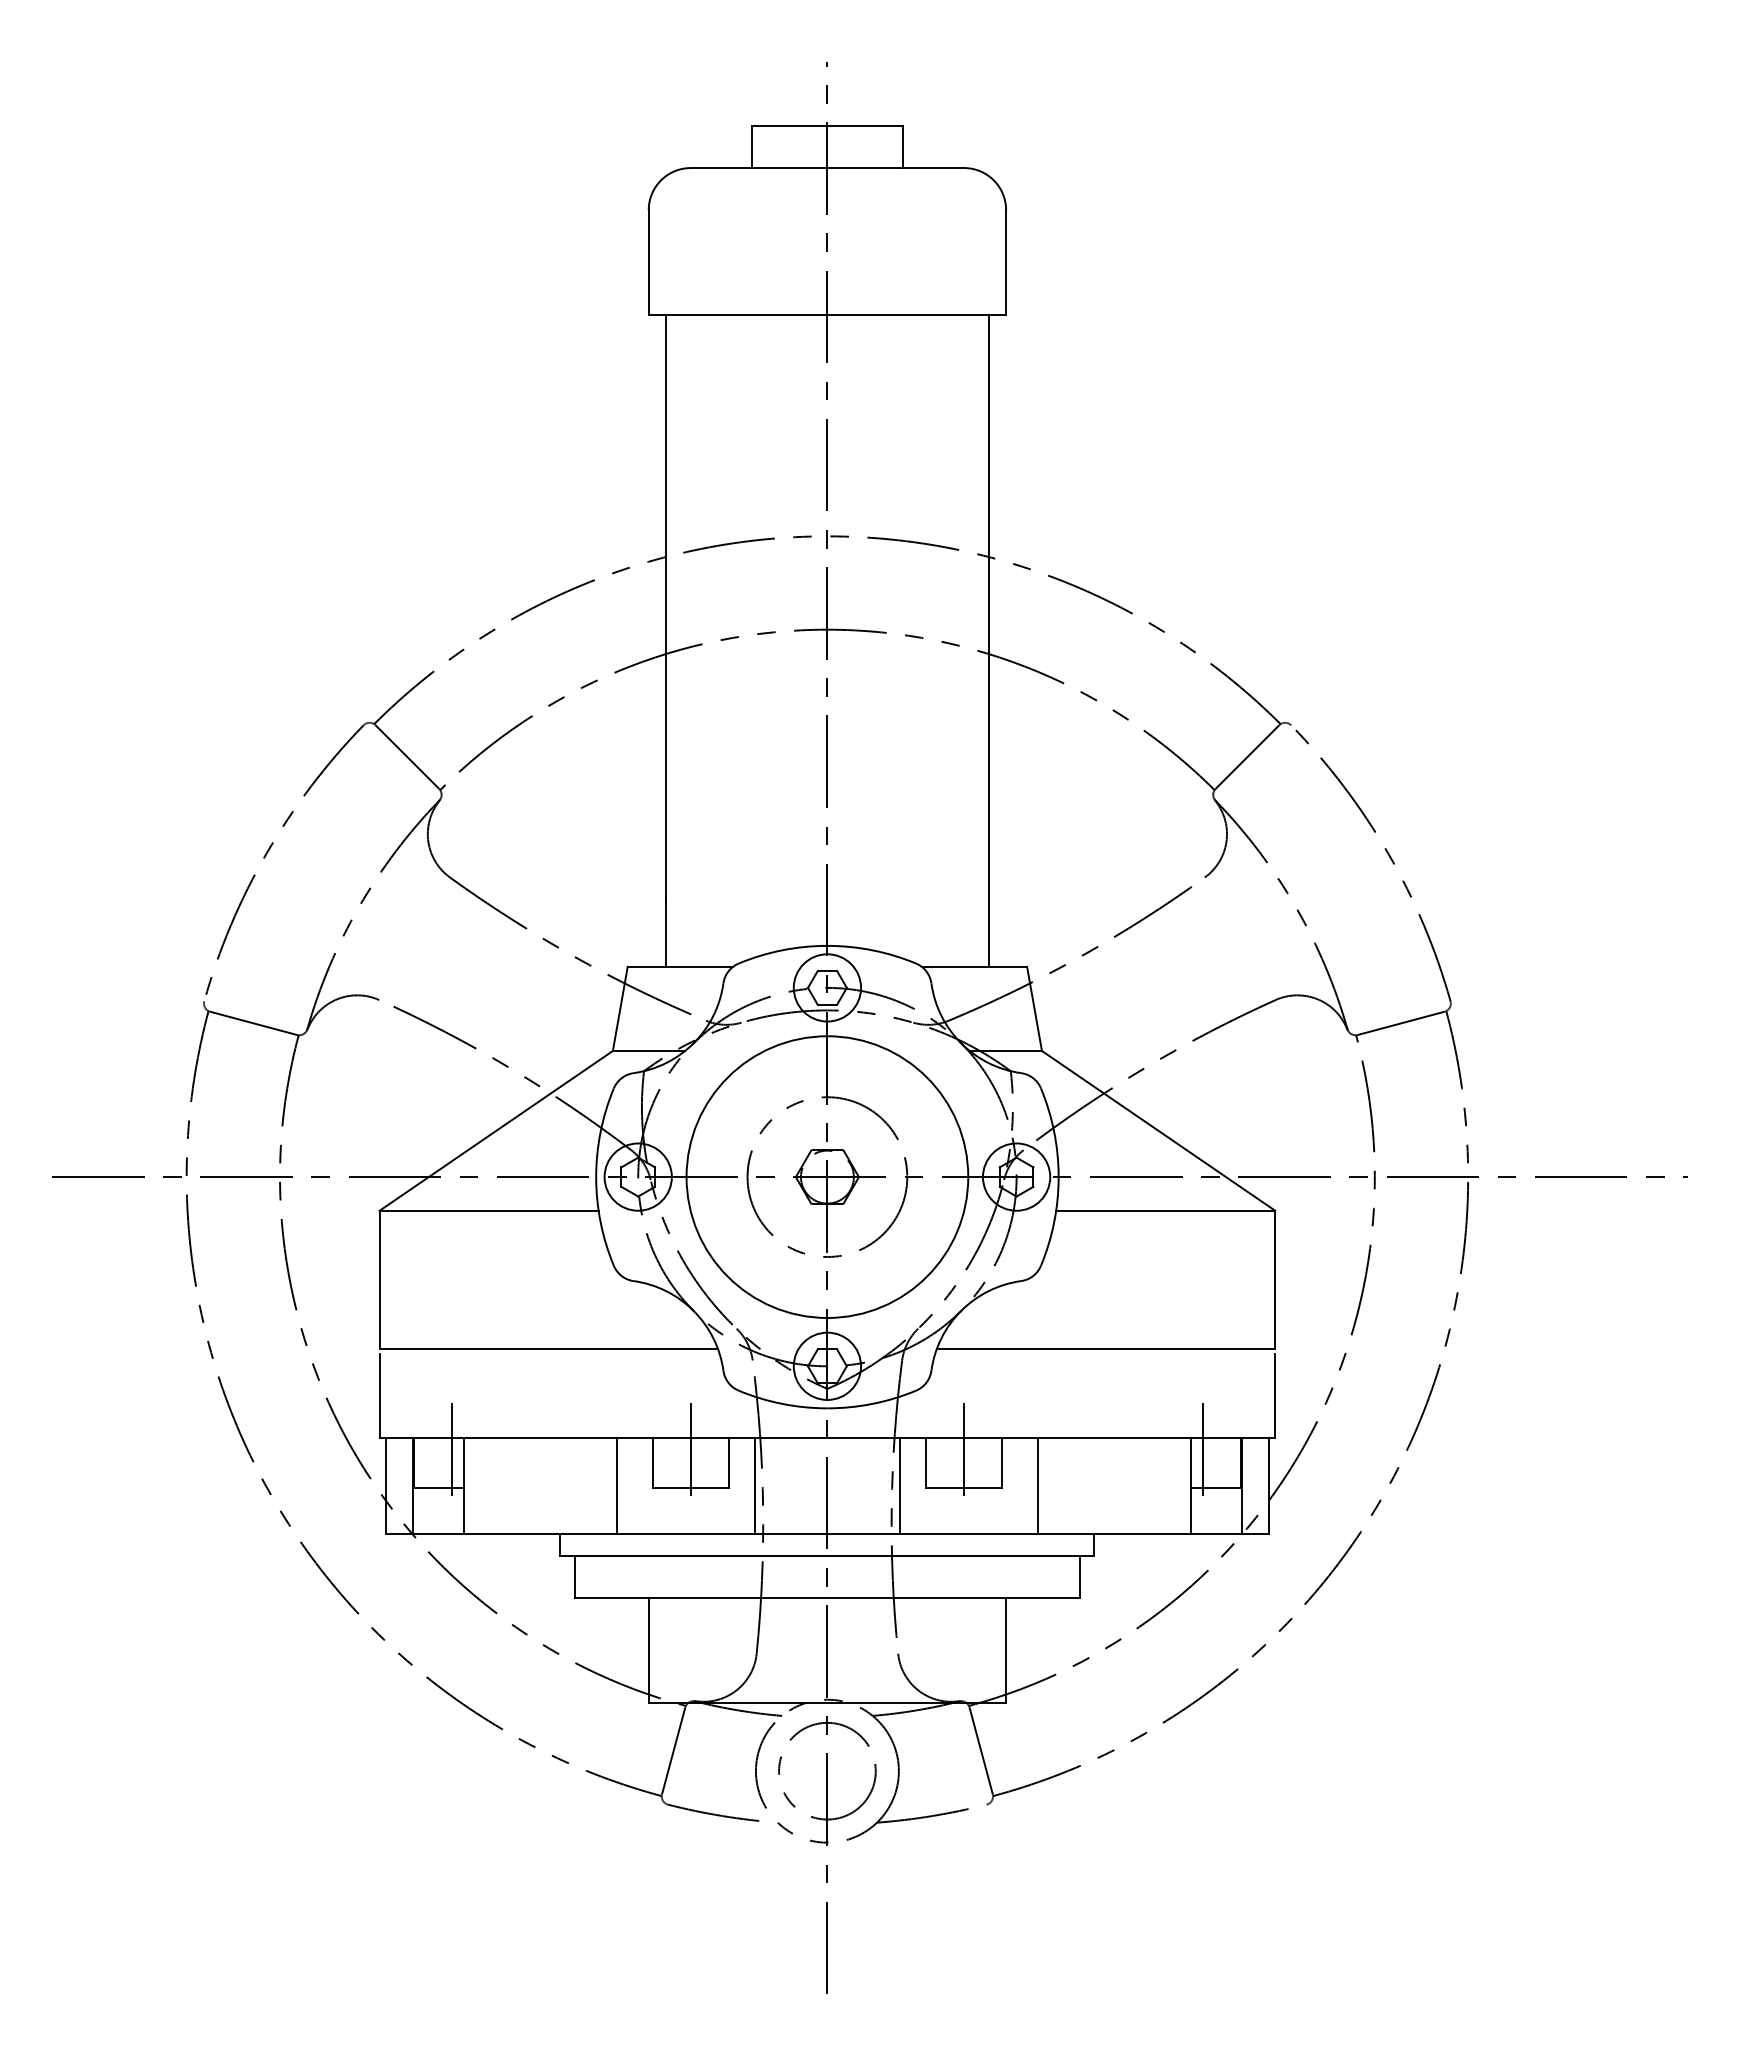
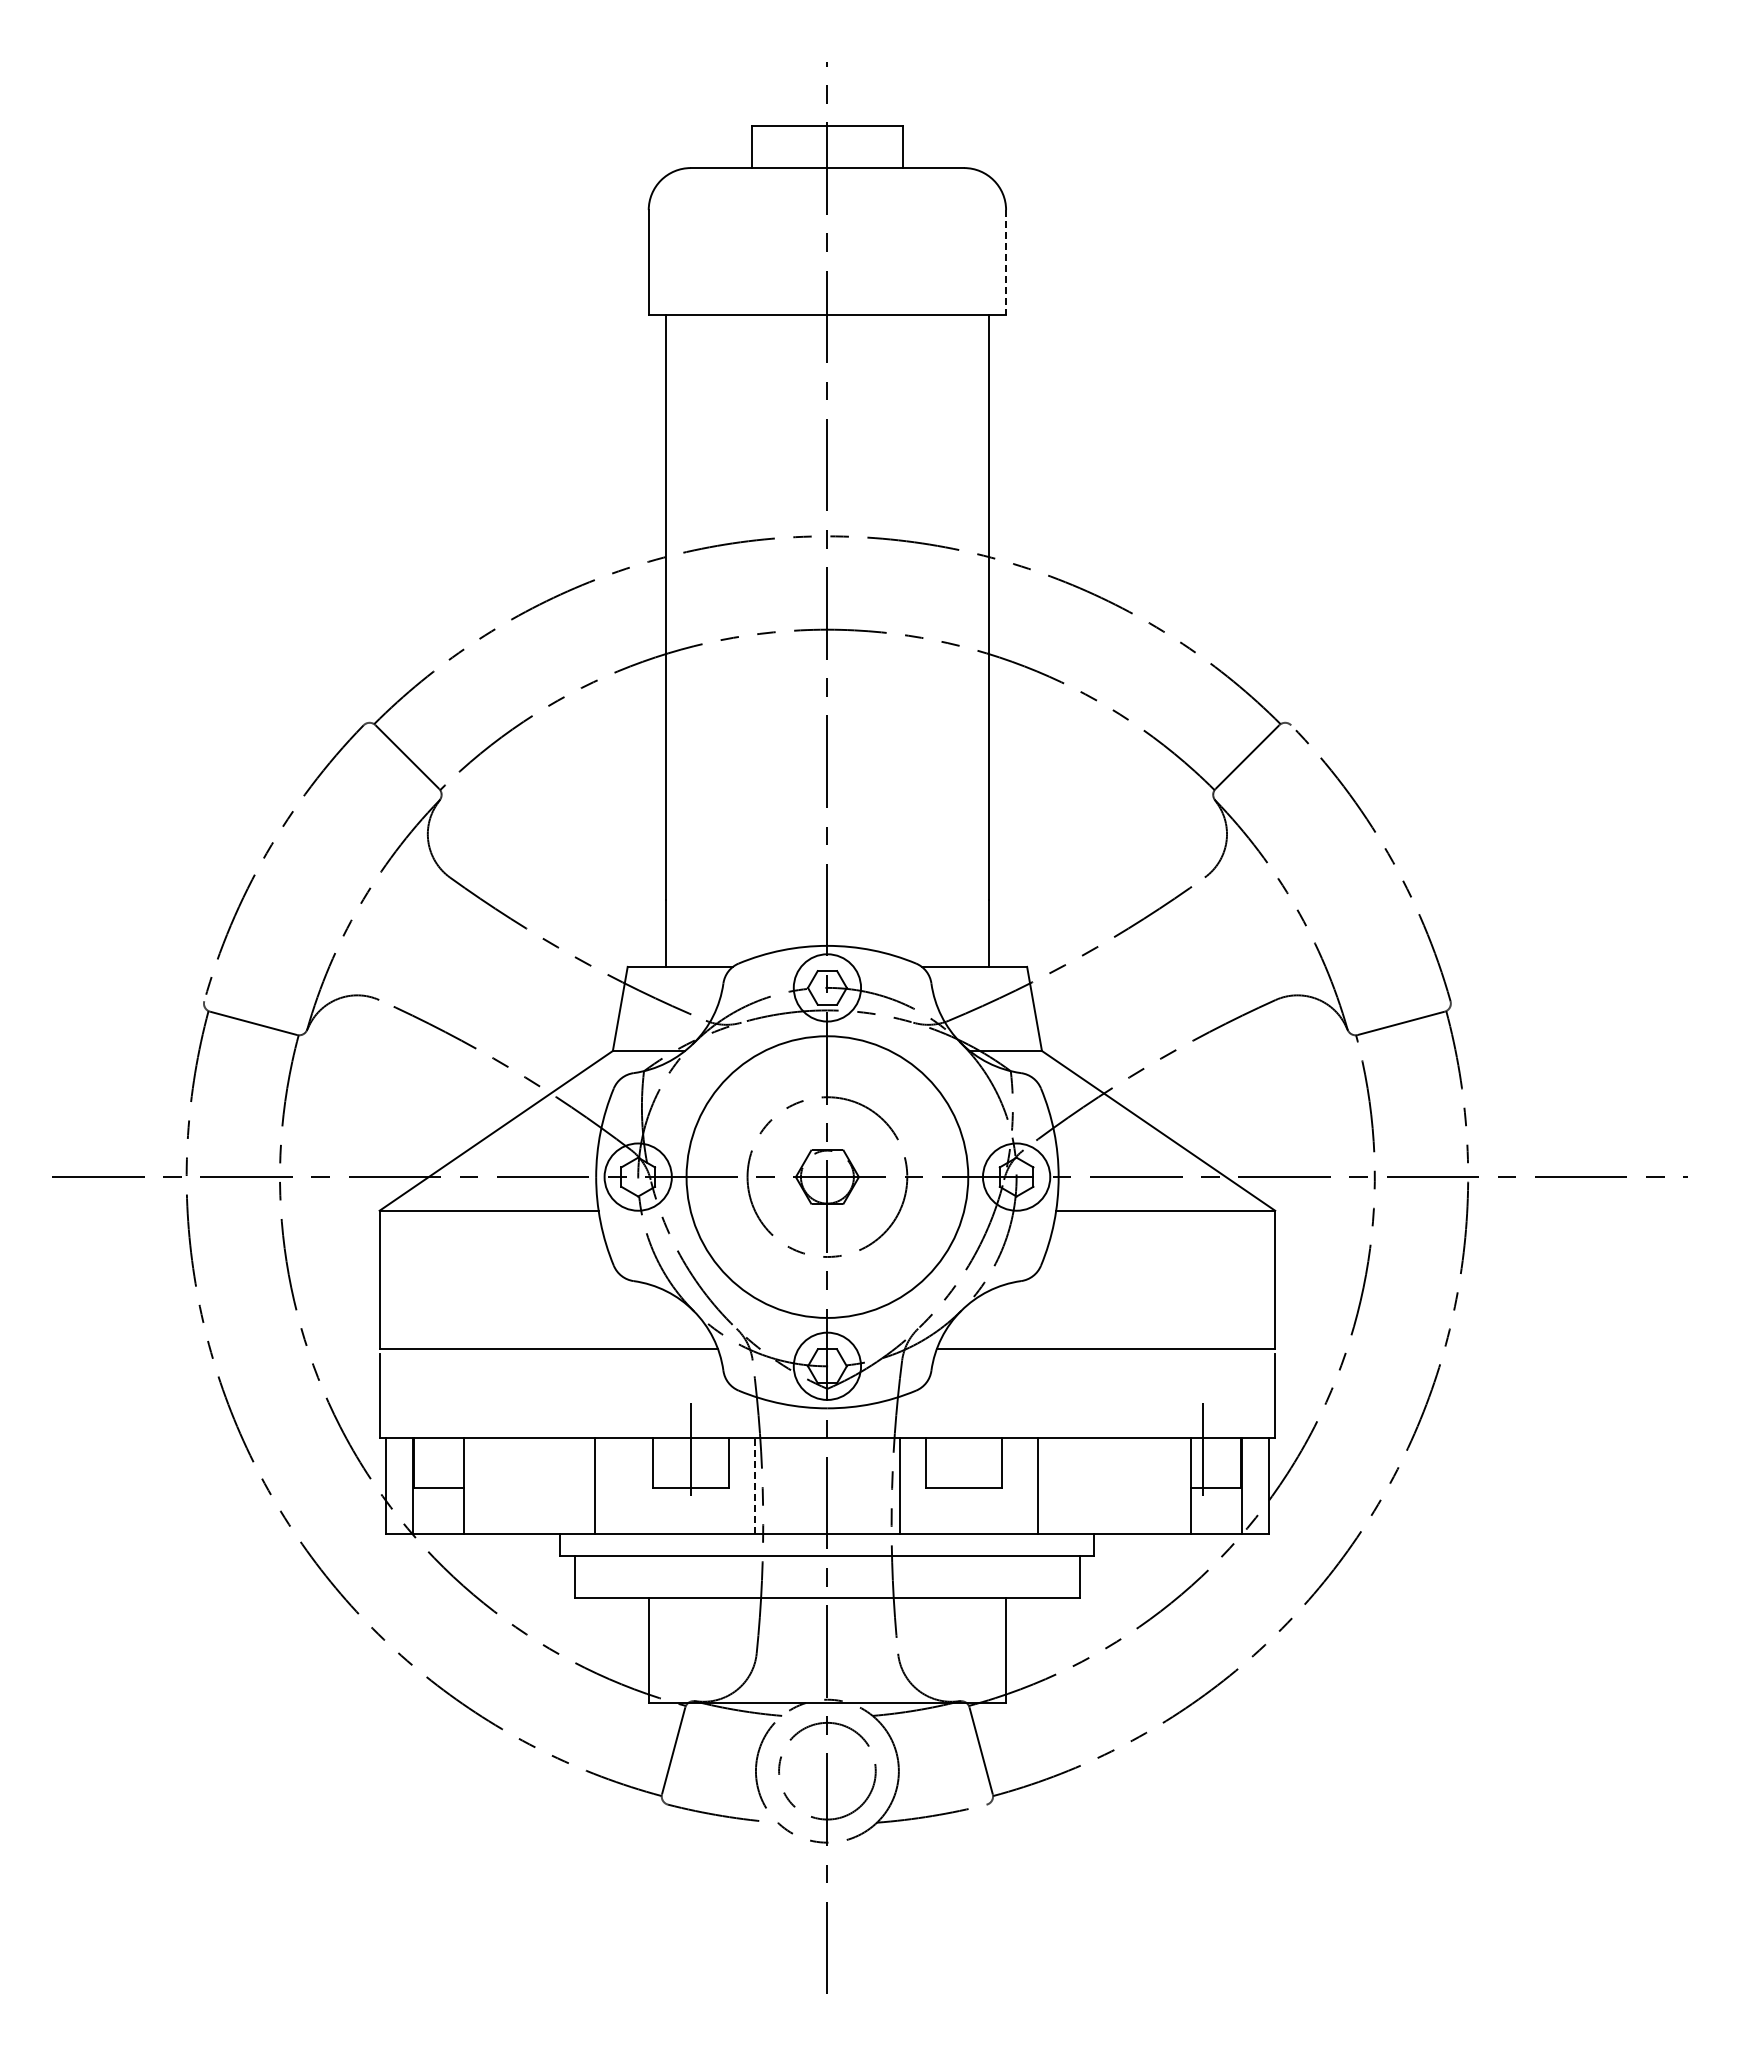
line: solid -> dashed (1006, 262)
line: present -> none (452, 1452)
line: present -> none (964, 1452)
line position: (616, 1485) -> (594, 1485) (594, 1485)
line: solid -> dashed (754, 1485)
